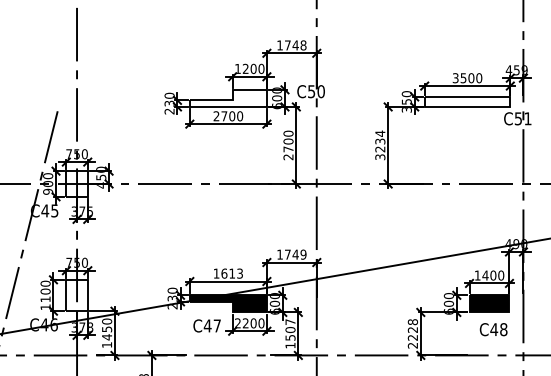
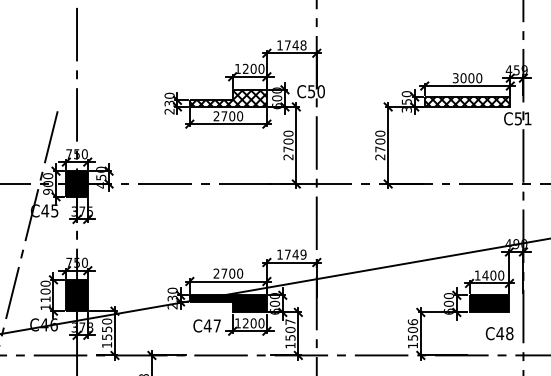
text: 3500 -> 3000 (463, 78)
hatch: none -> present (227, 97)
hatch: none -> present (467, 101)
text: 3234 -> 2700 (380, 145)
fill: none -> present (76, 183)
text: 1613 -> 2700 (228, 273)
fill: none -> present (76, 295)
text: 2200 -> 1200 (237, 322)
text position: (493, 329) -> (499, 333) (499, 333)
text: 2228 -> 1506 (412, 333)
text: 1450 -> 1550 (107, 337)
